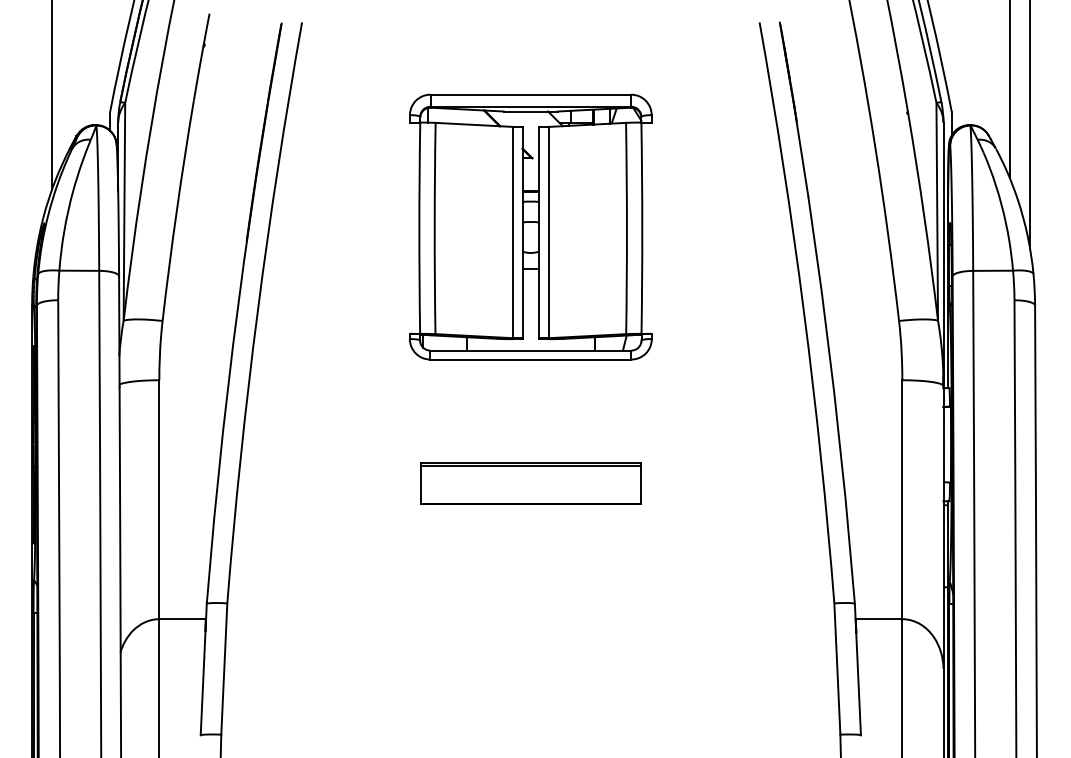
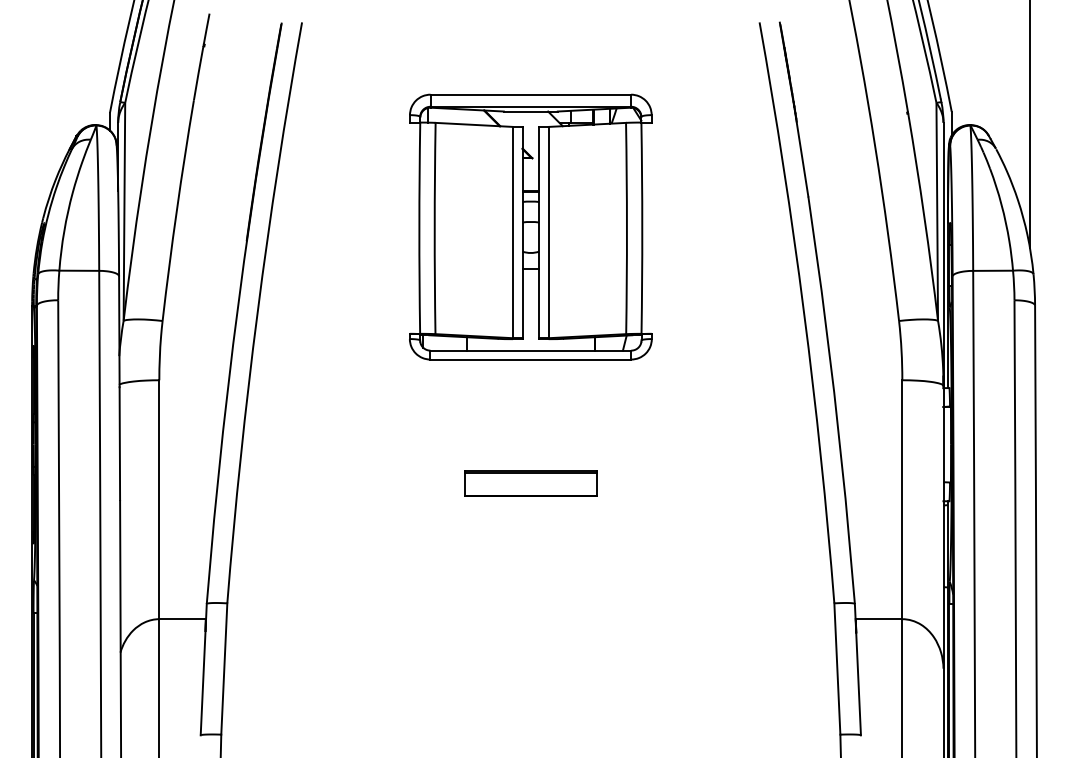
line: present -> none (1009, 89)
line: present -> none (51, 95)
part size: 222x43 px -> 134x27 px (530, 483)
